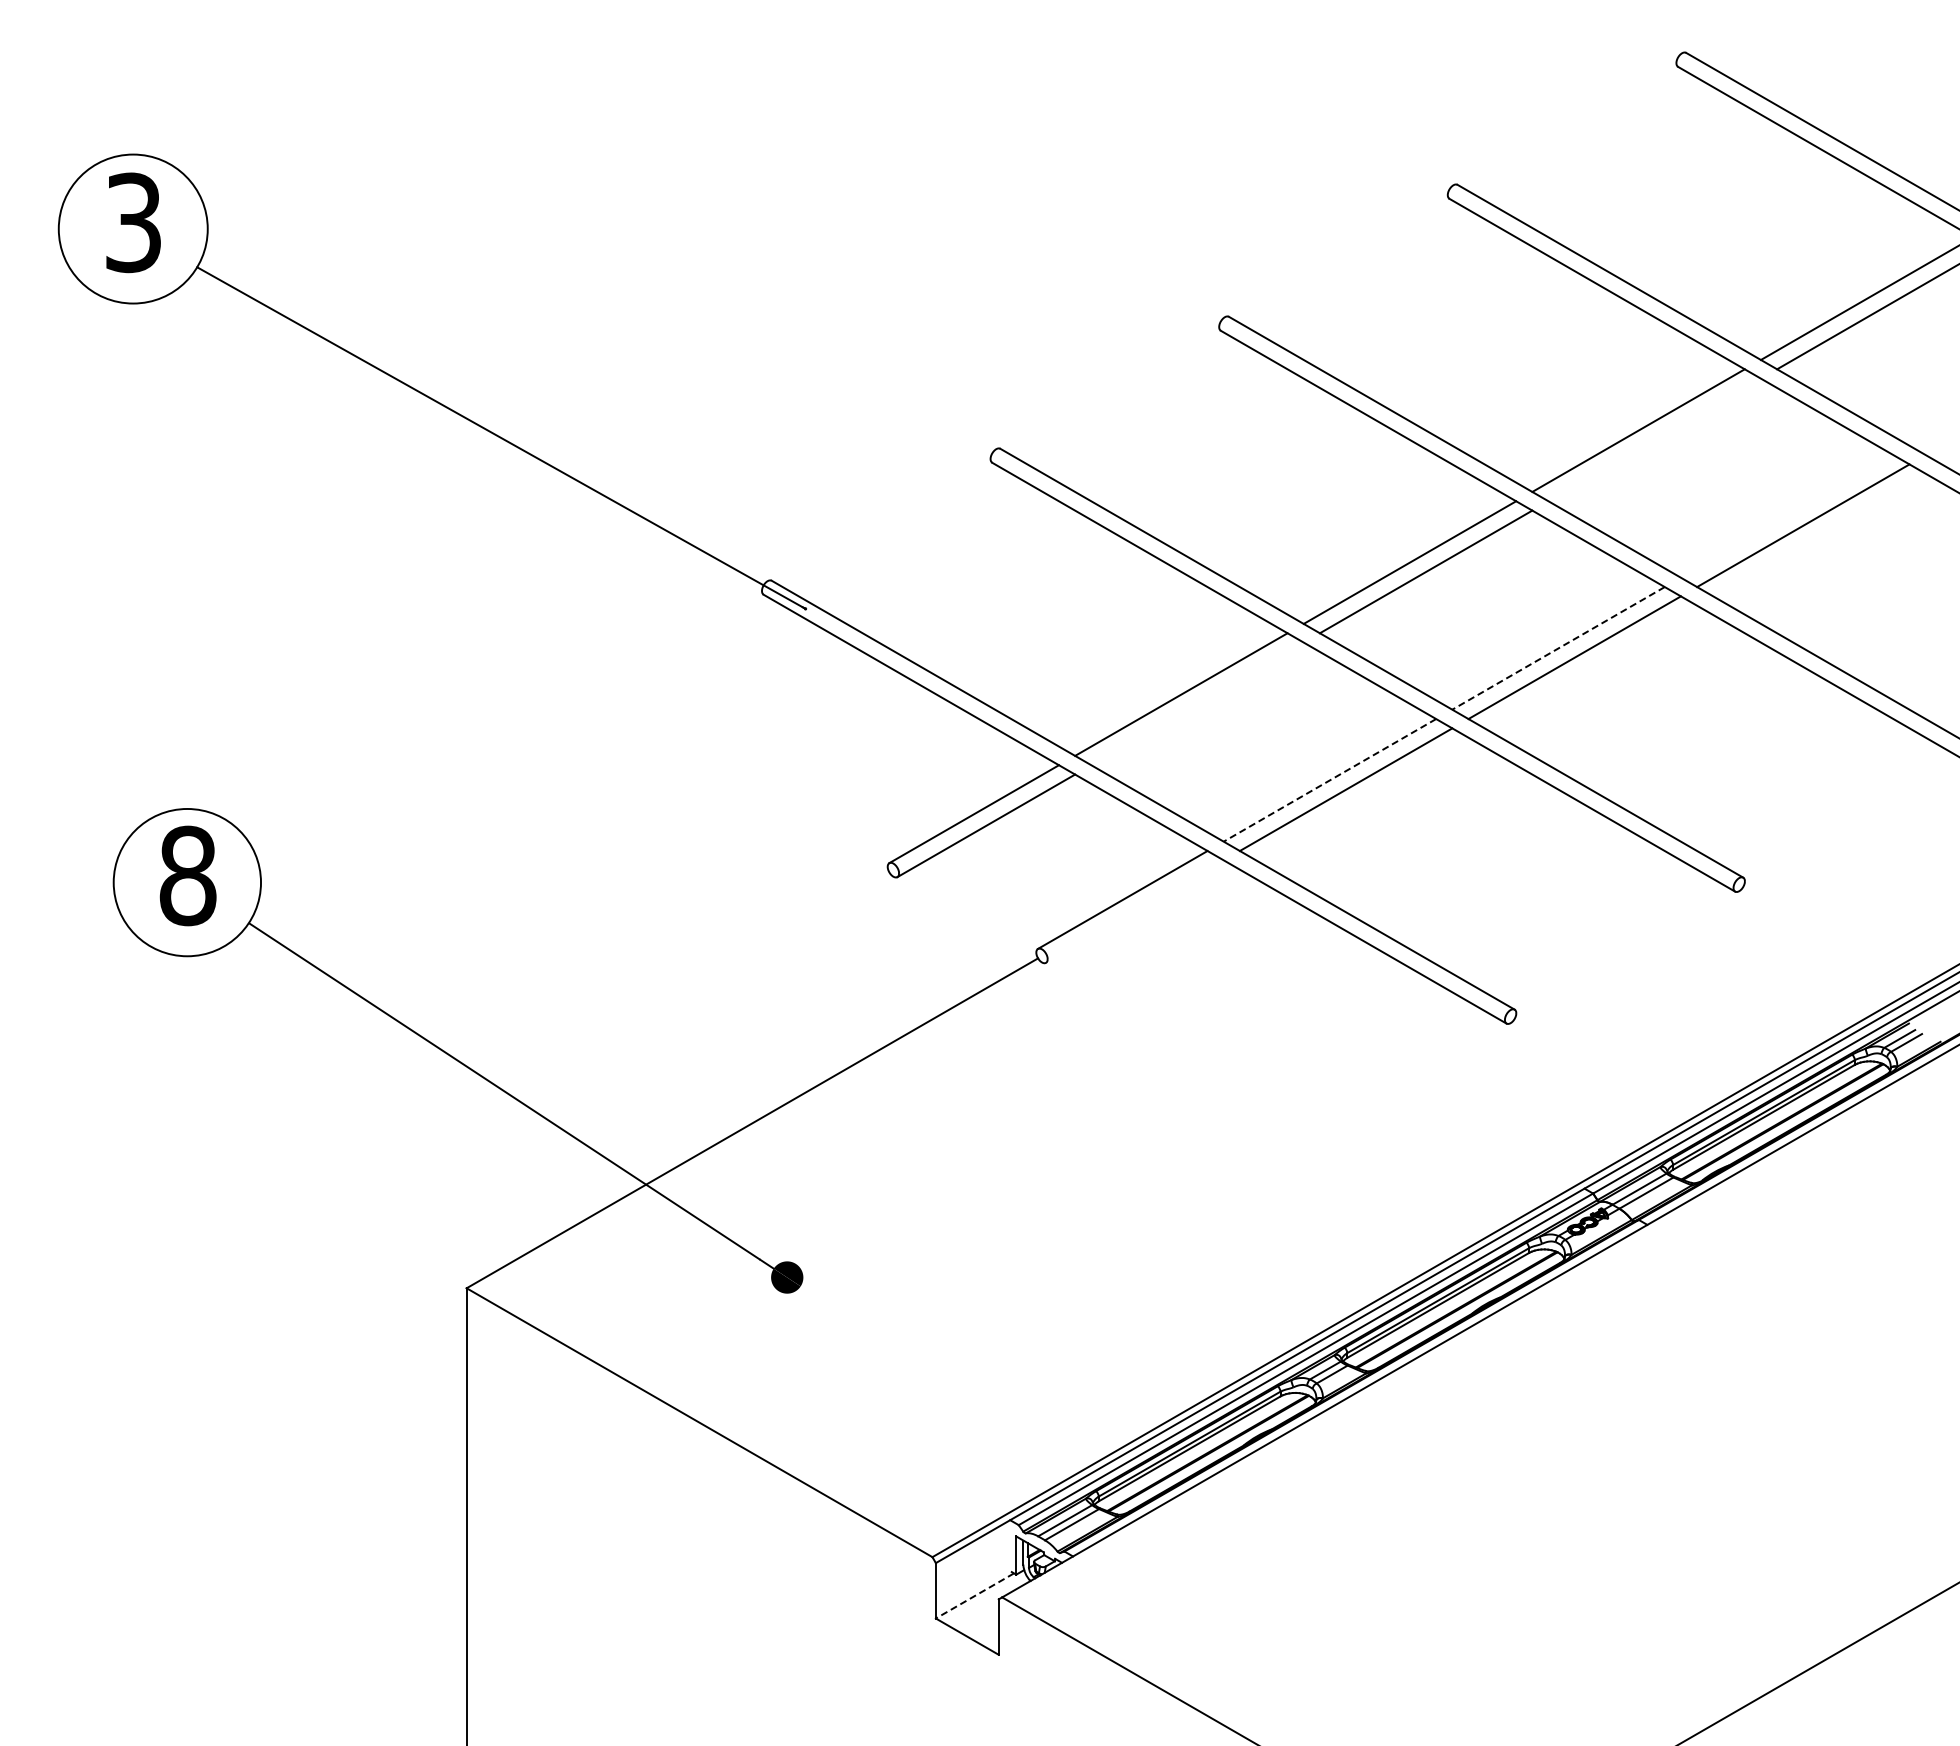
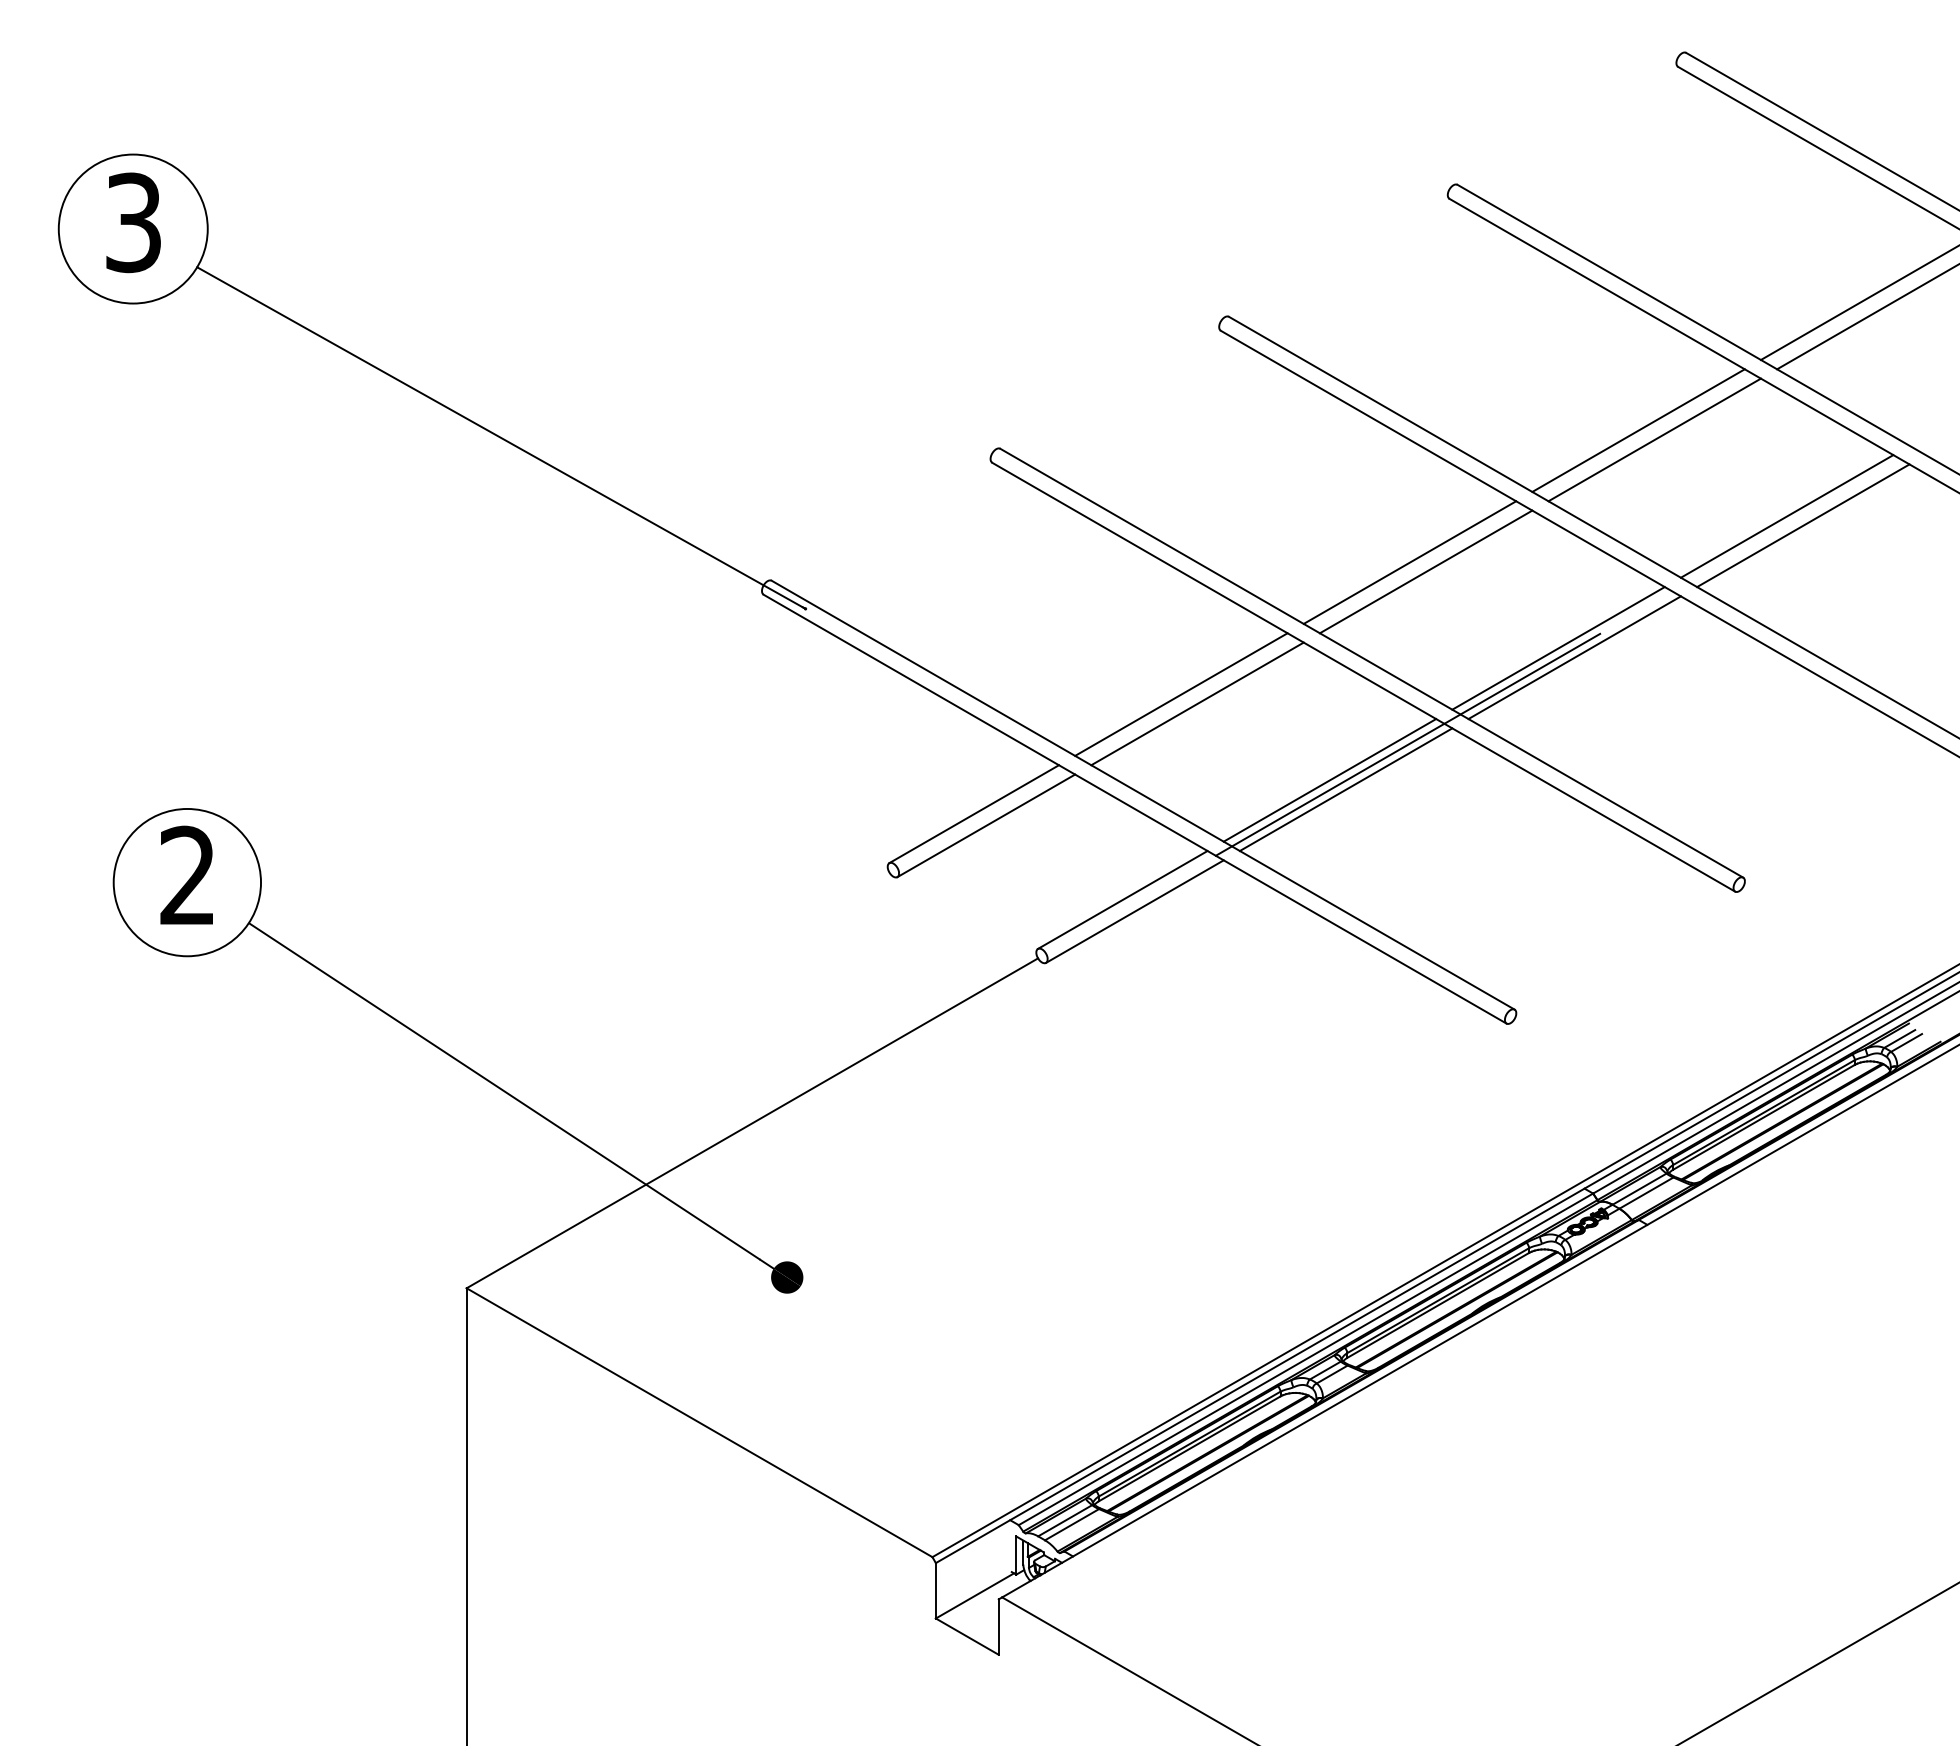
line: none -> present (1654, 439)
line: none -> present (1786, 516)
line: dashed -> solid (1558, 648)
line: none -> present (1197, 703)
line: none -> present (1407, 744)
line: dashed -> solid (1329, 780)
text: 8 -> 2 (187, 875)
line: none -> present (1134, 911)
line: dashed -> solid (974, 1596)
